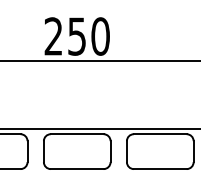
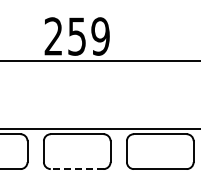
text: 250 -> 259 (100, 36)
line: solid -> dashed (76, 169)
